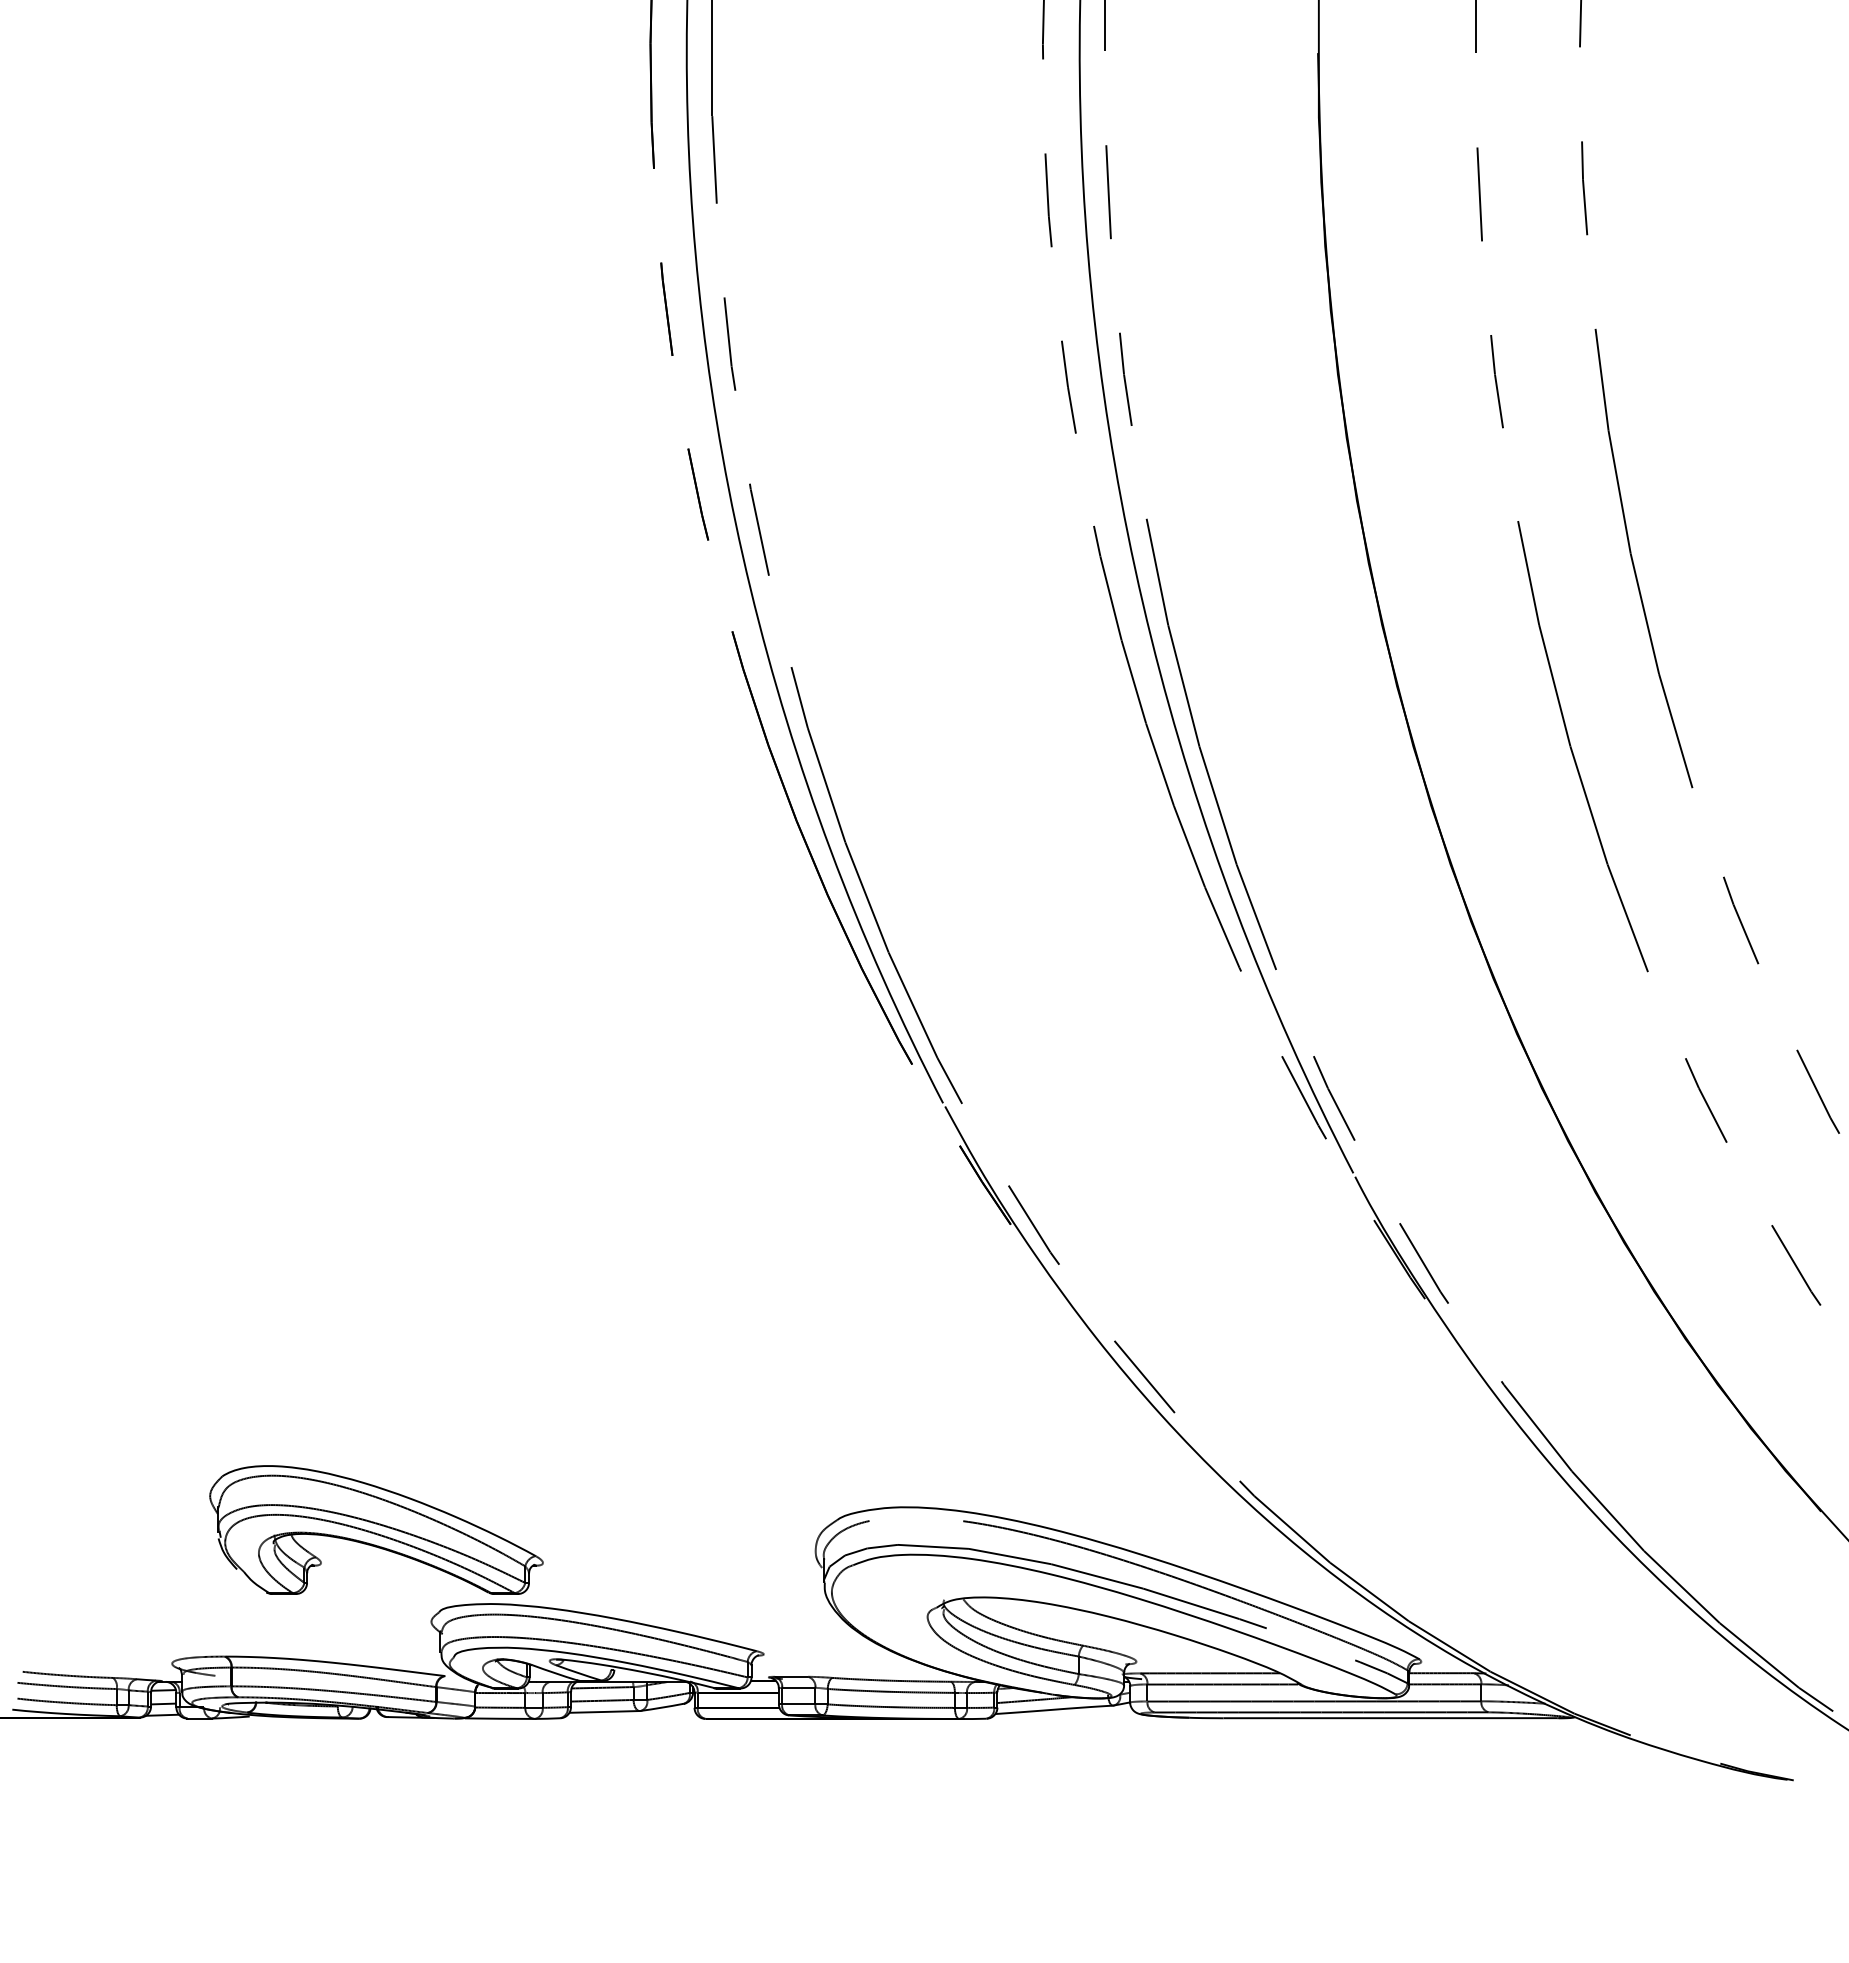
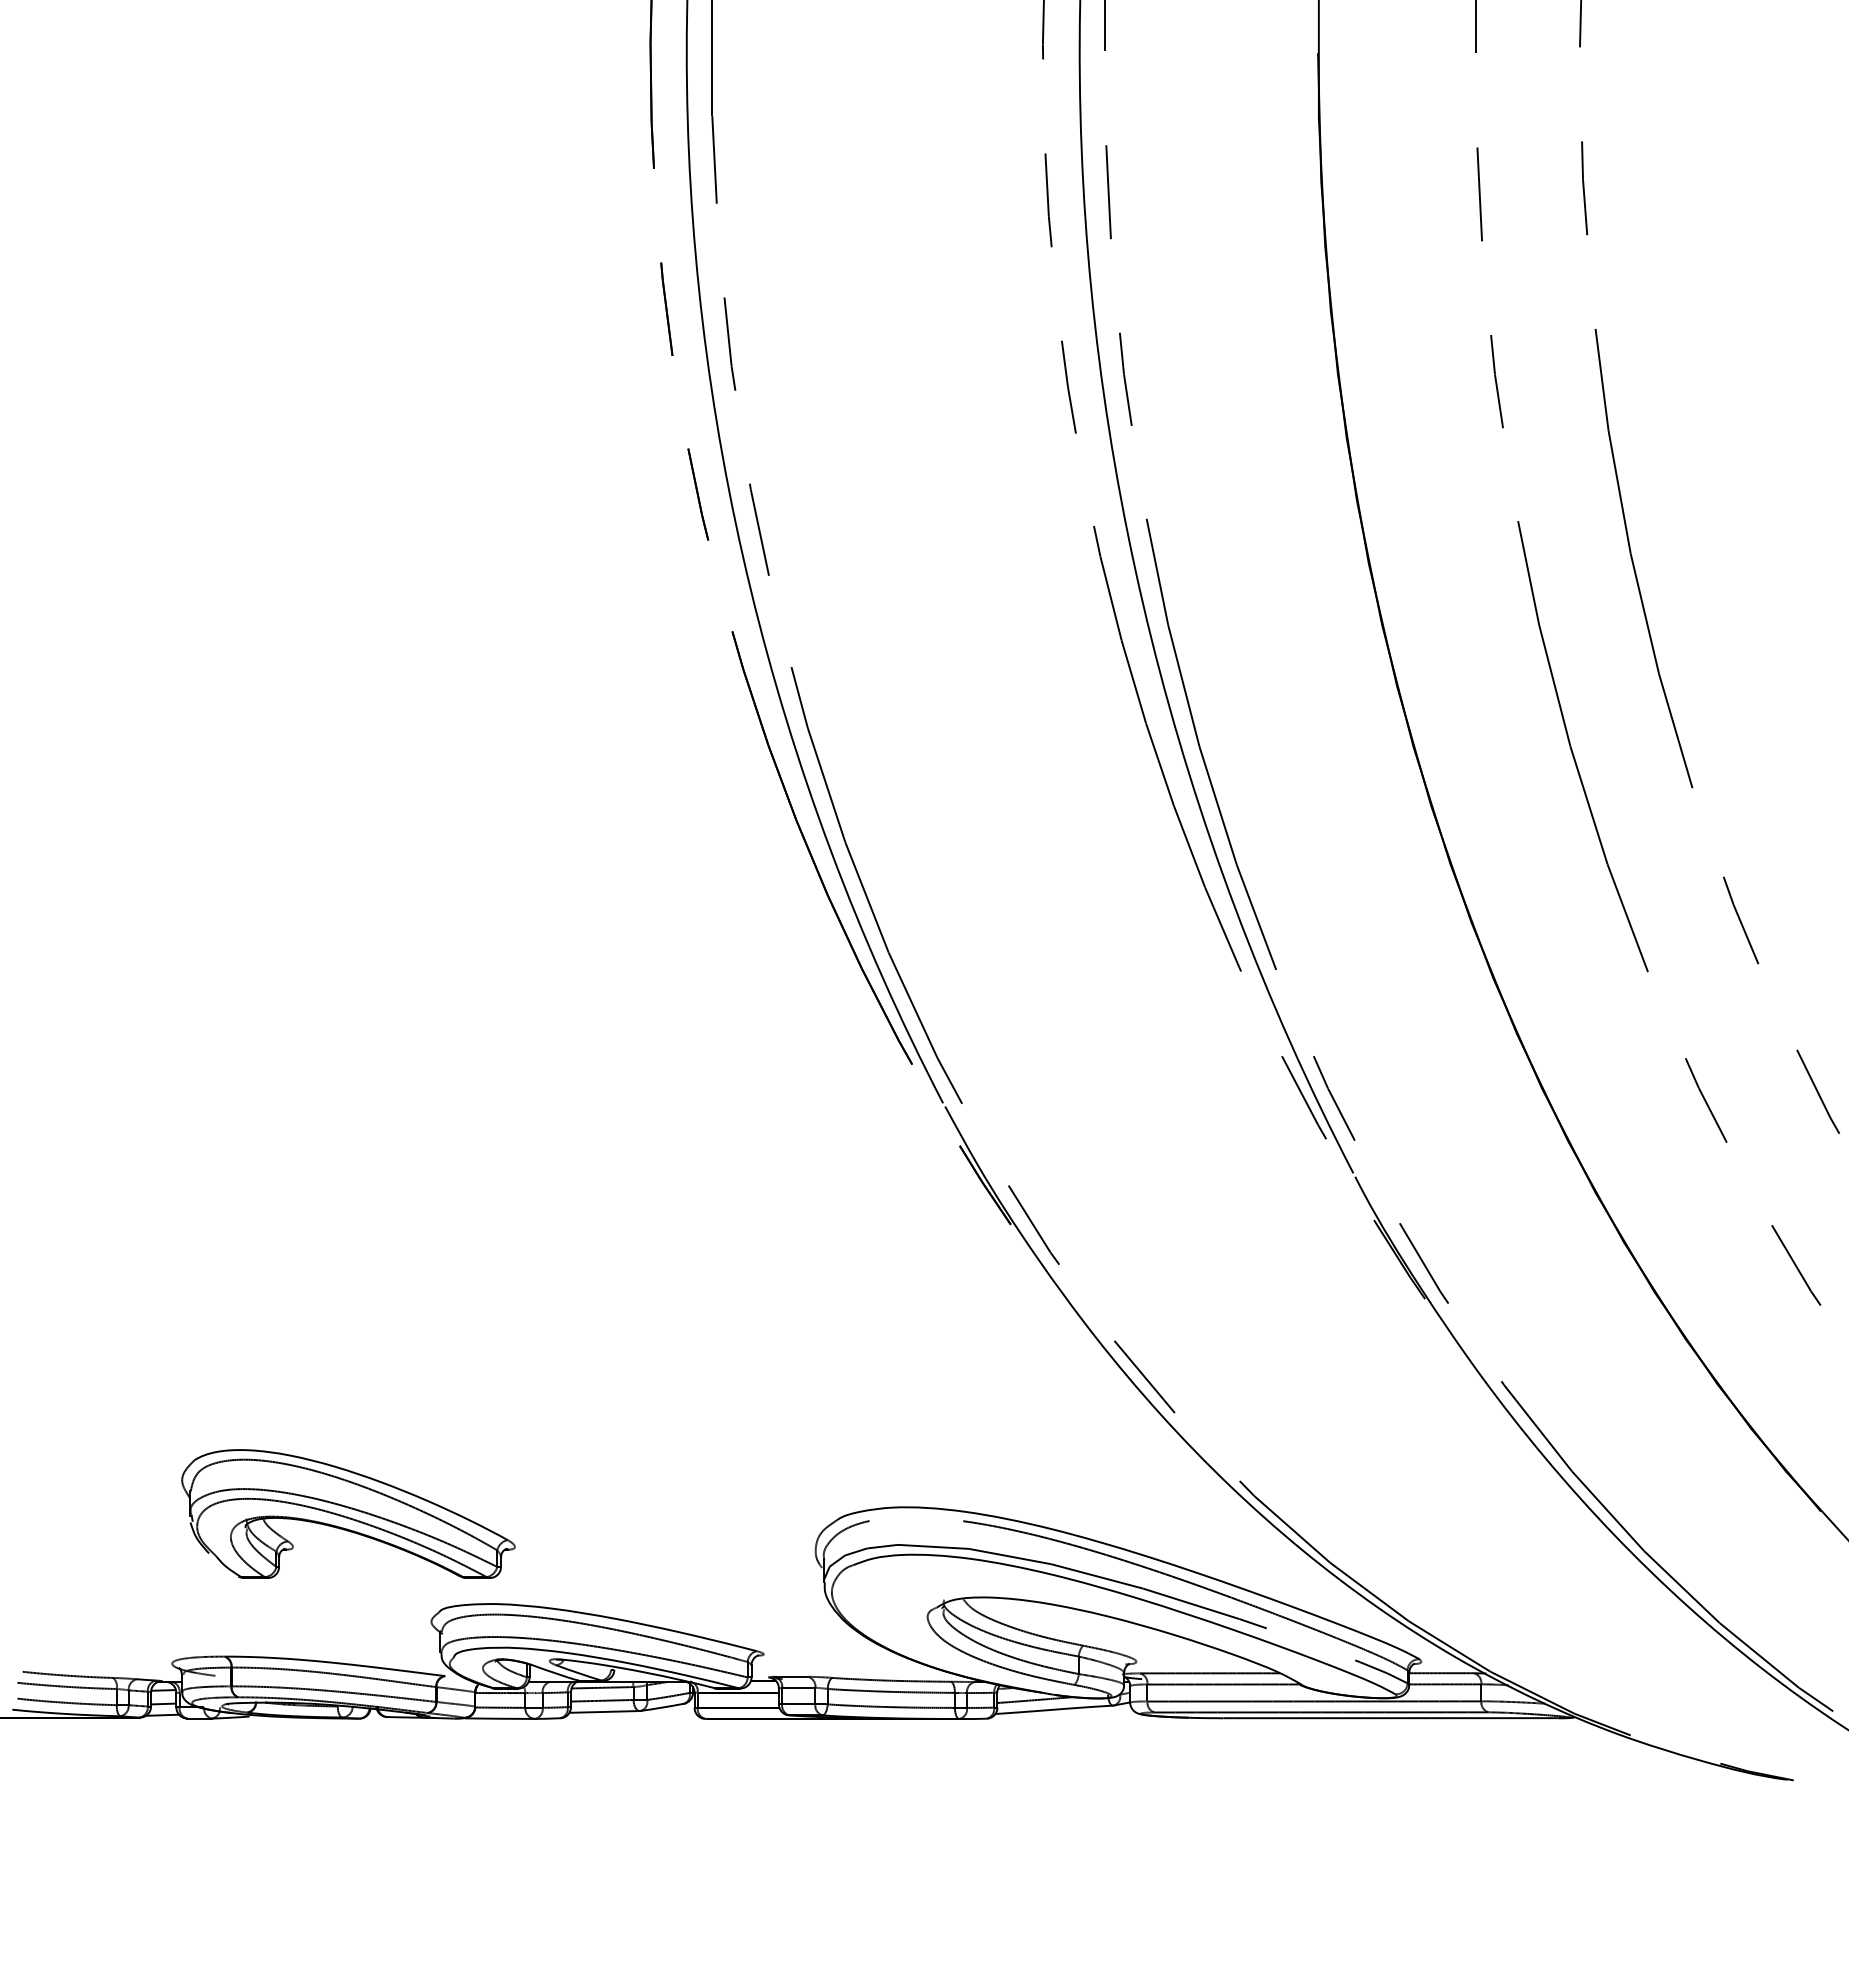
part position: (376, 1529) -> (348, 1513) (348, 1513)
